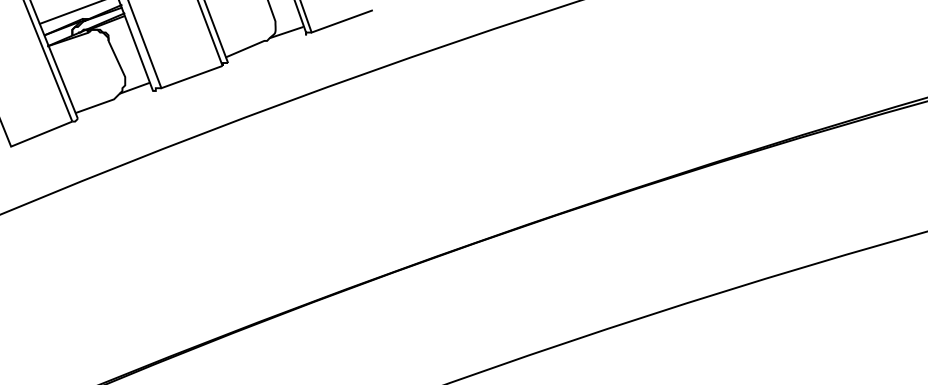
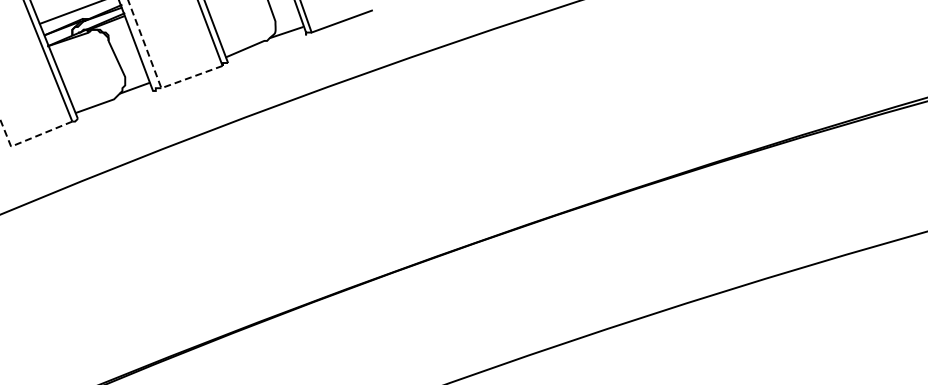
line: solid -> dashed (156, 75)
line: solid -> dashed (27, 139)
